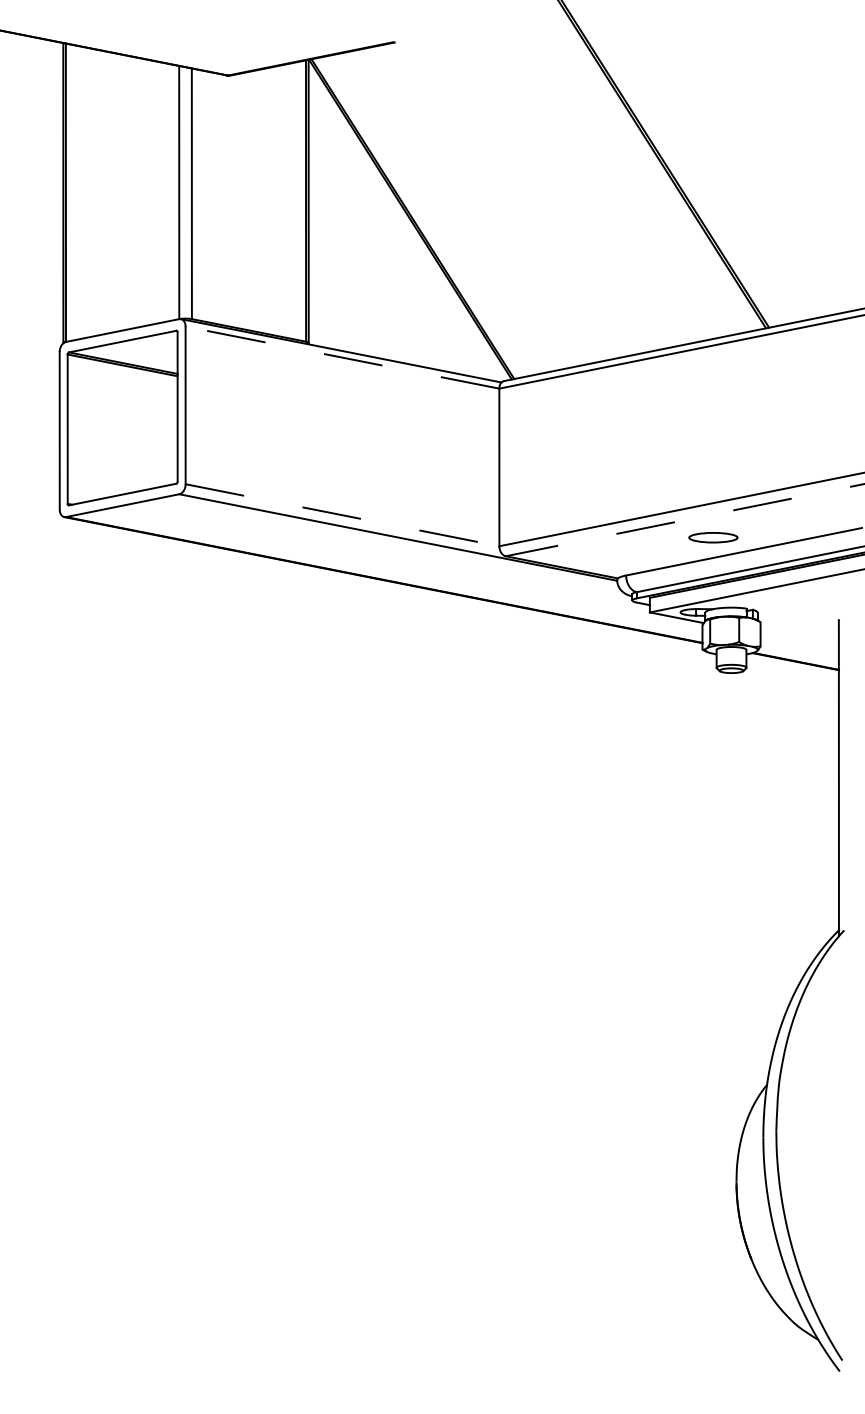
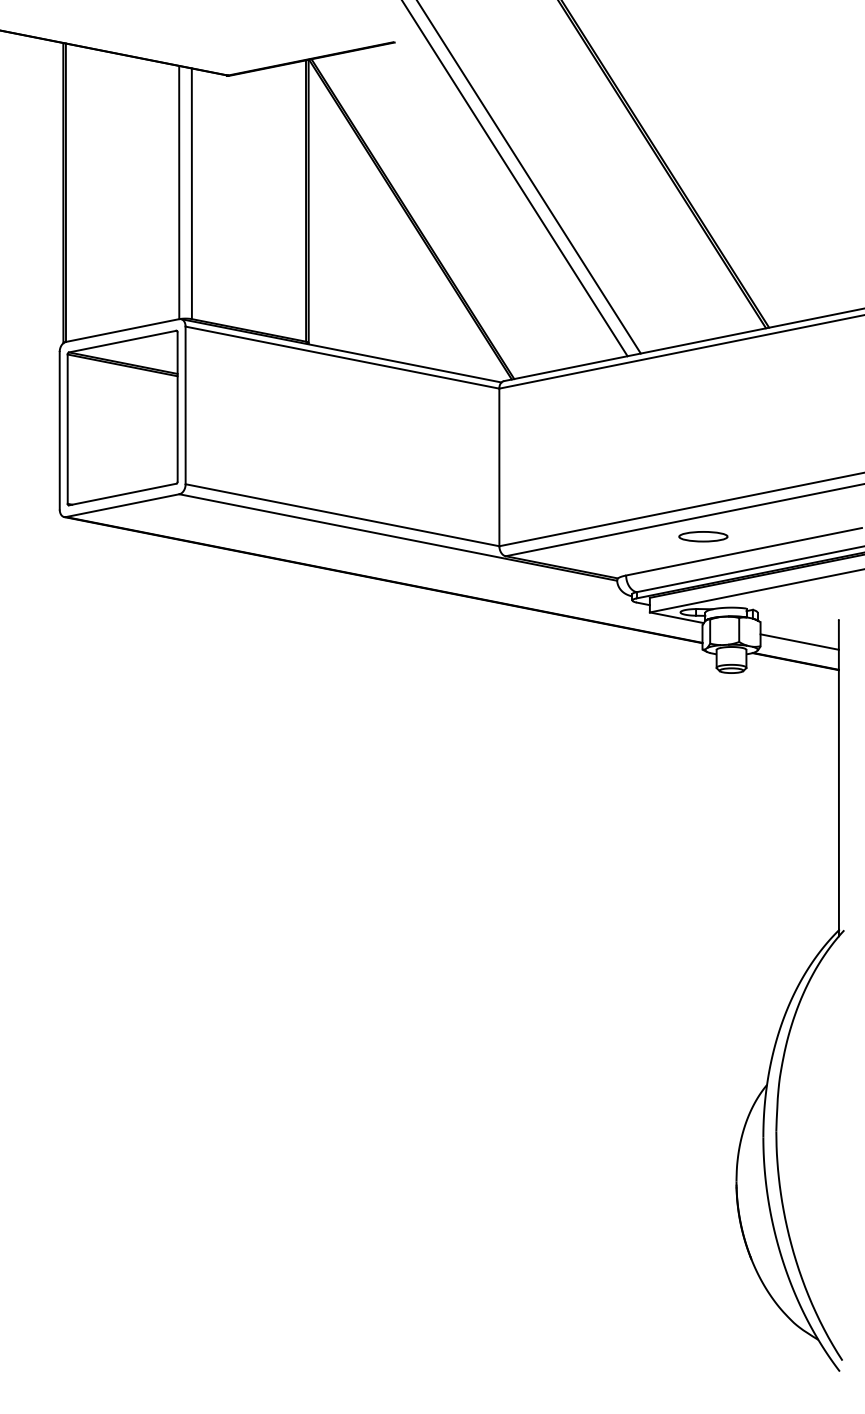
line: none -> present (529, 177)
line: none -> present (515, 179)
line: dashed -> solid (342, 357)
line: dashed -> solid (342, 515)
line: dashed -> solid (685, 520)
part position: (713, 537) -> (703, 536) (703, 536)
line: none -> present (799, 641)
